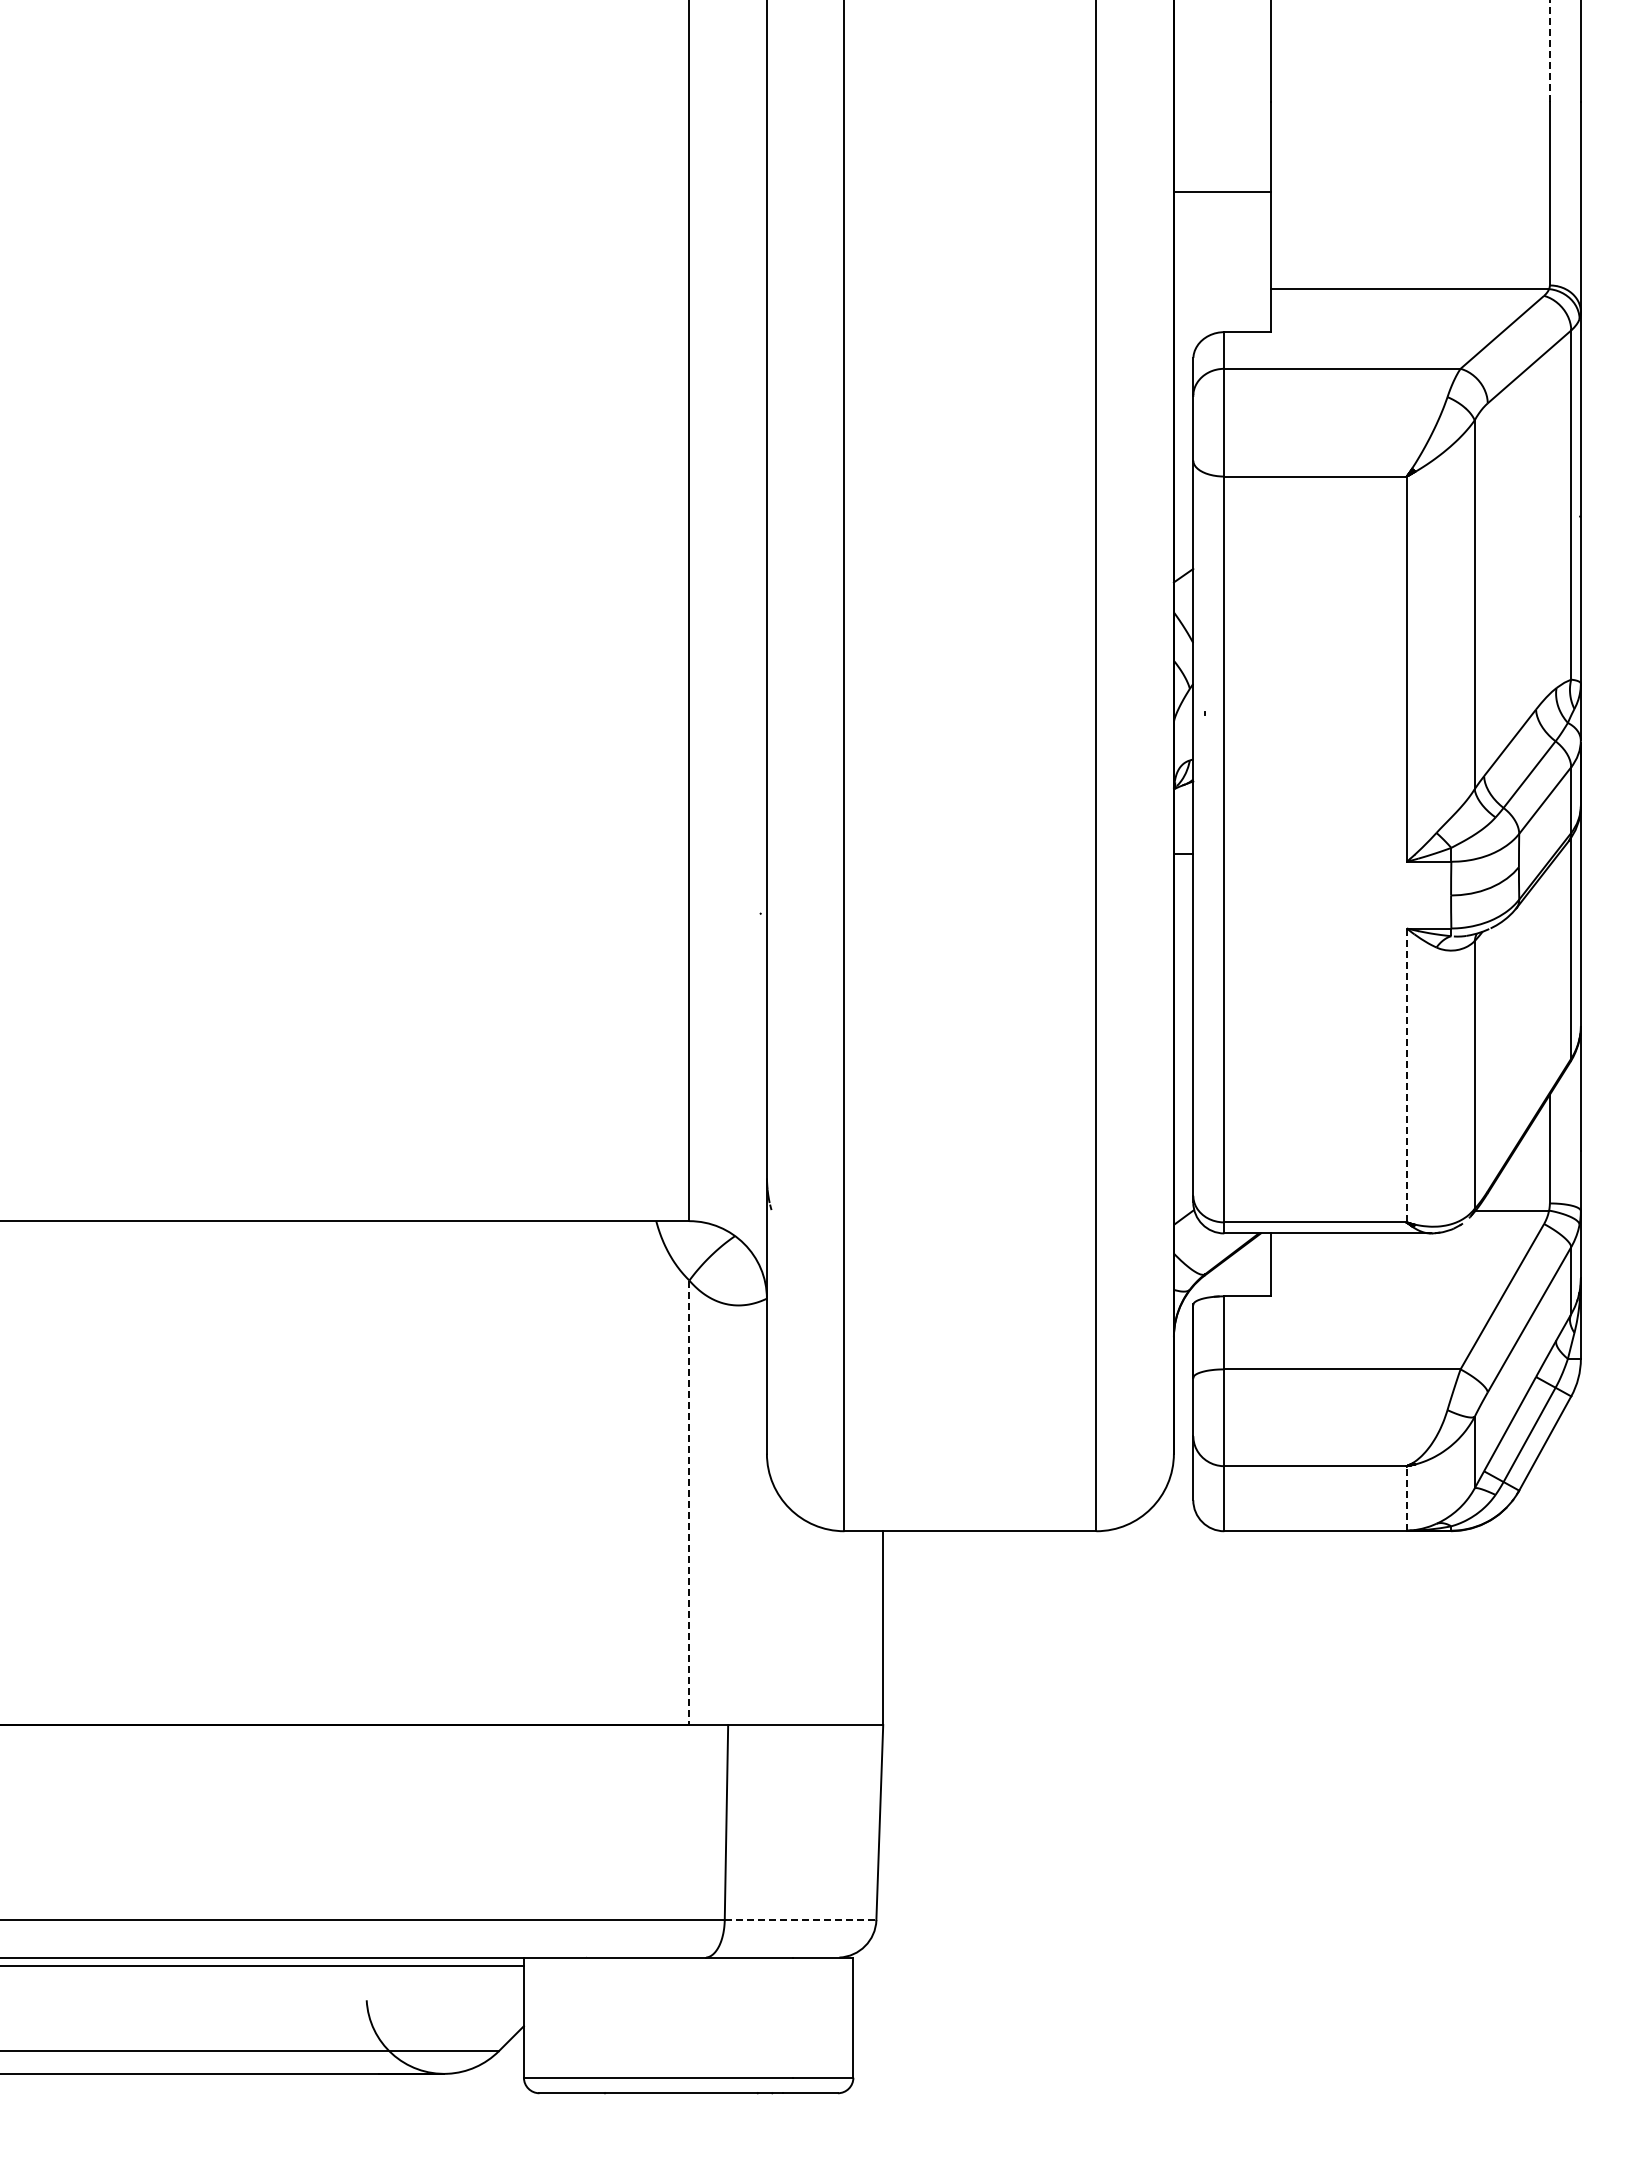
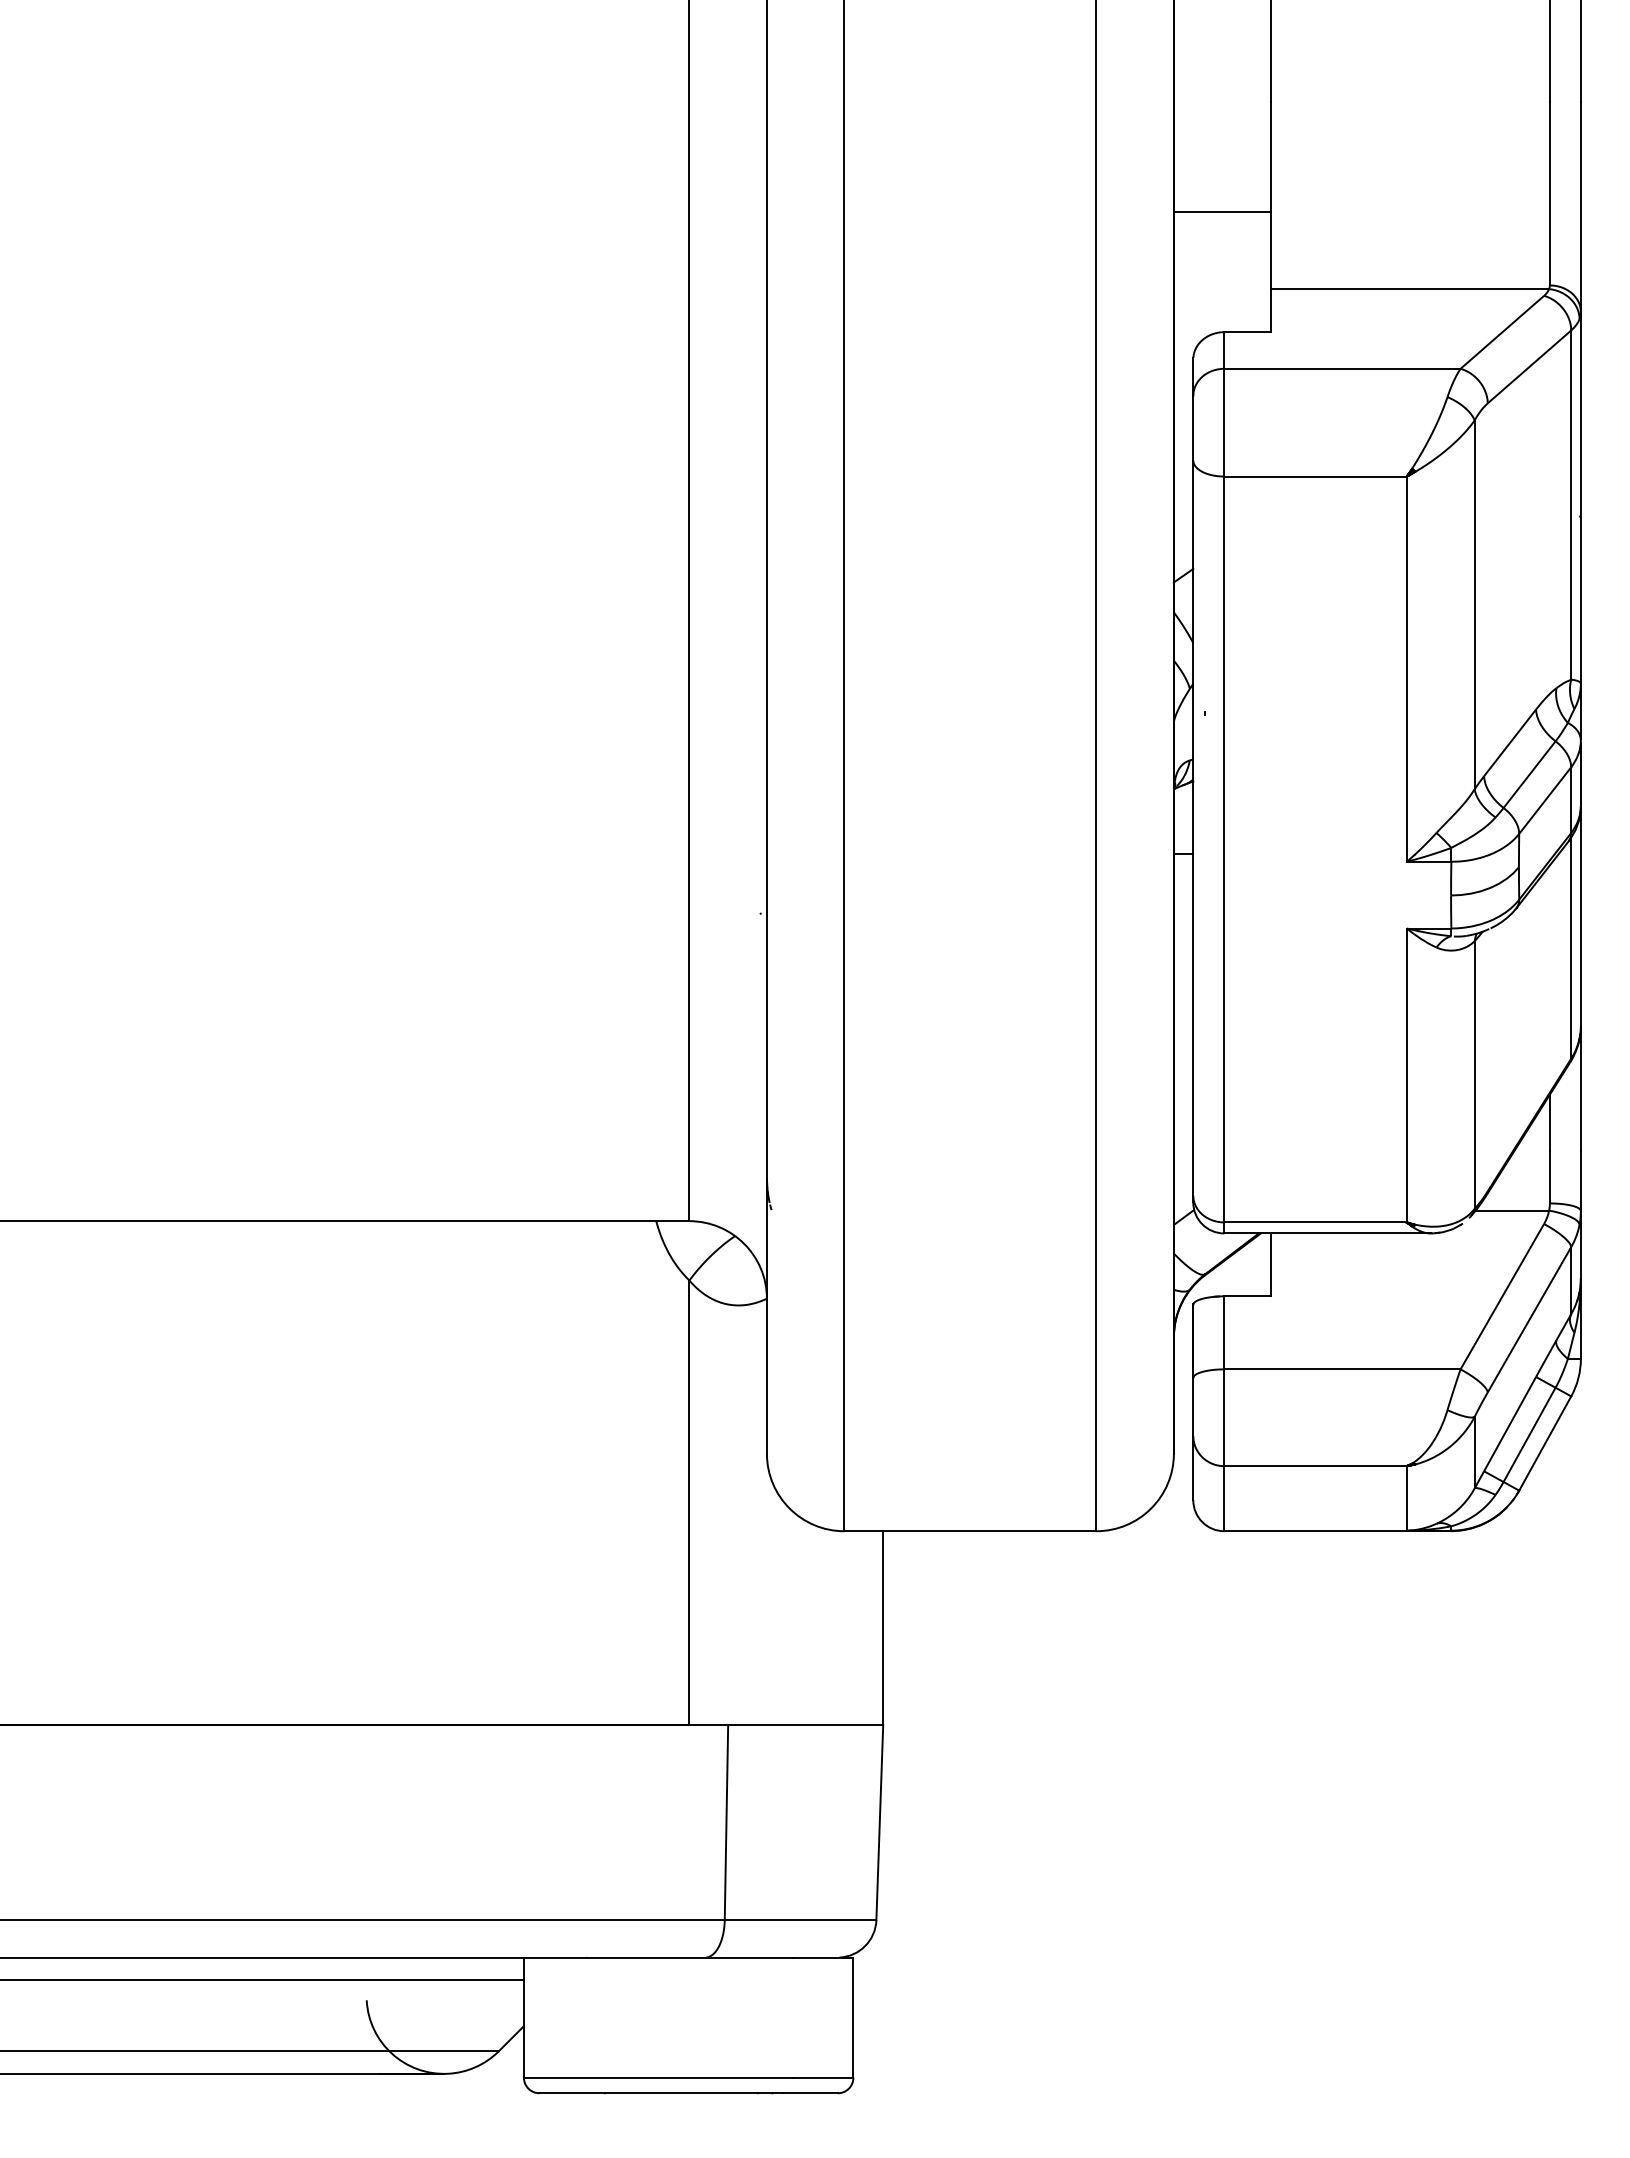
line: dashed -> solid (1549, 51)
line position: (1221, 191) -> (1221, 211) (1221, 211)
line: dashed -> solid (1406, 1075)
line: dashed -> solid (1406, 1497)
line: dashed -> solid (689, 1503)
line: dashed -> solid (800, 1920)
line position: (262, 1966) -> (262, 1980) (262, 1980)
